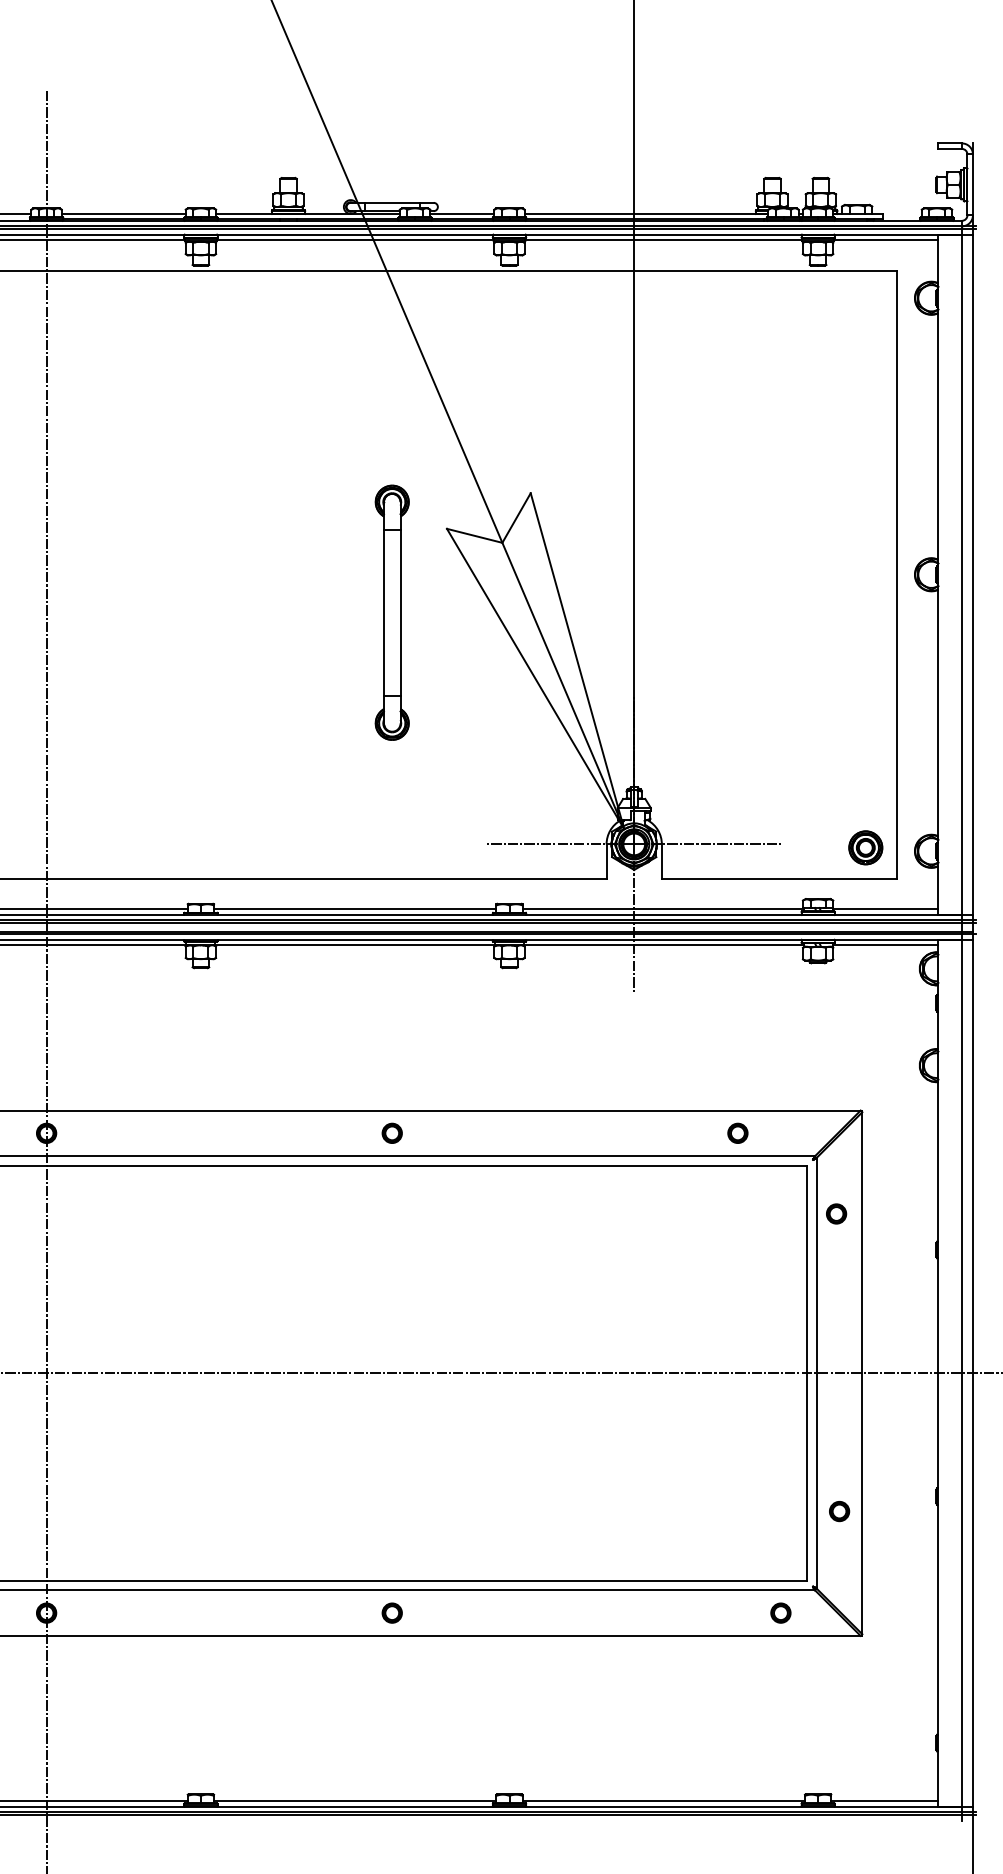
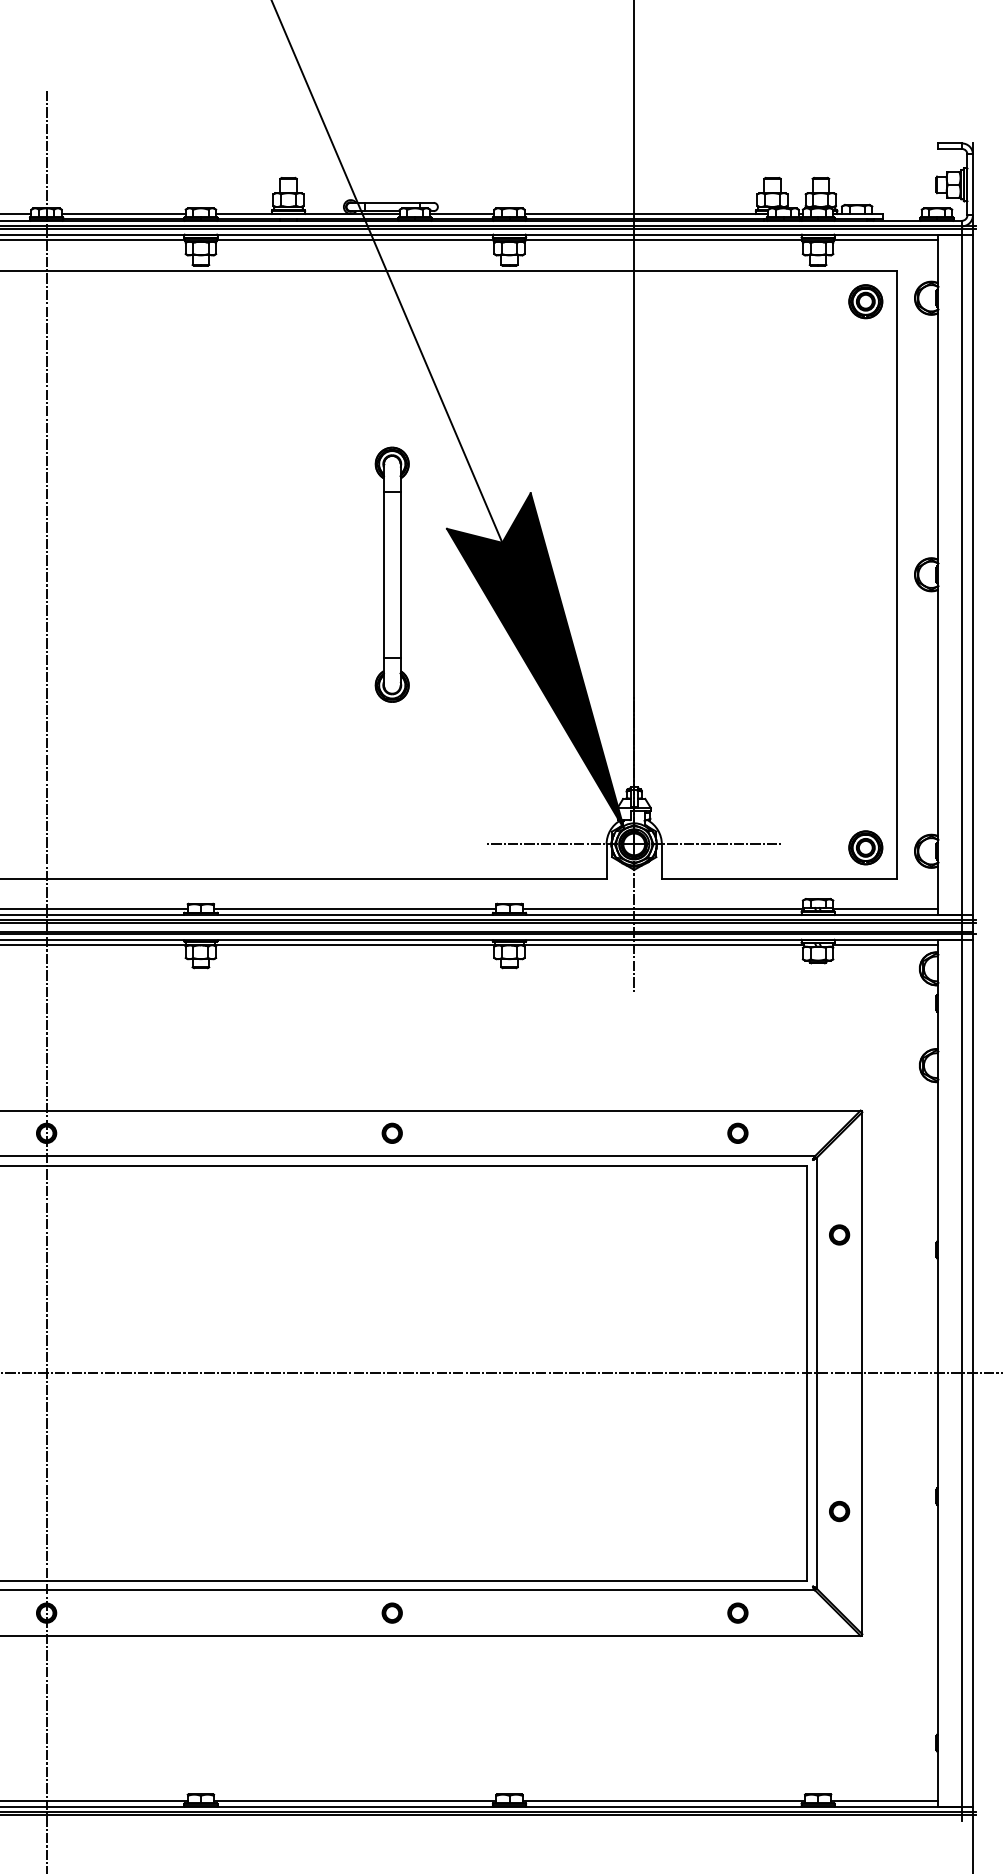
part: none -> present (865, 301)
part position: (391, 612) -> (391, 574) (391, 574)
fill: none -> present (535, 661)
part position: (836, 1213) -> (839, 1234) (839, 1234)
part position: (780, 1612) -> (737, 1612) (737, 1612)
